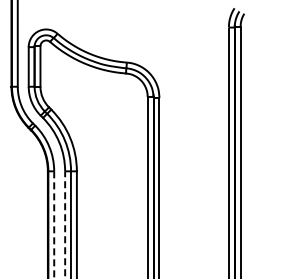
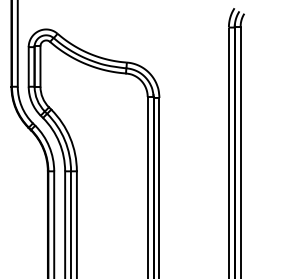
line: dashed -> solid (65, 224)
line: dashed -> solid (54, 225)
